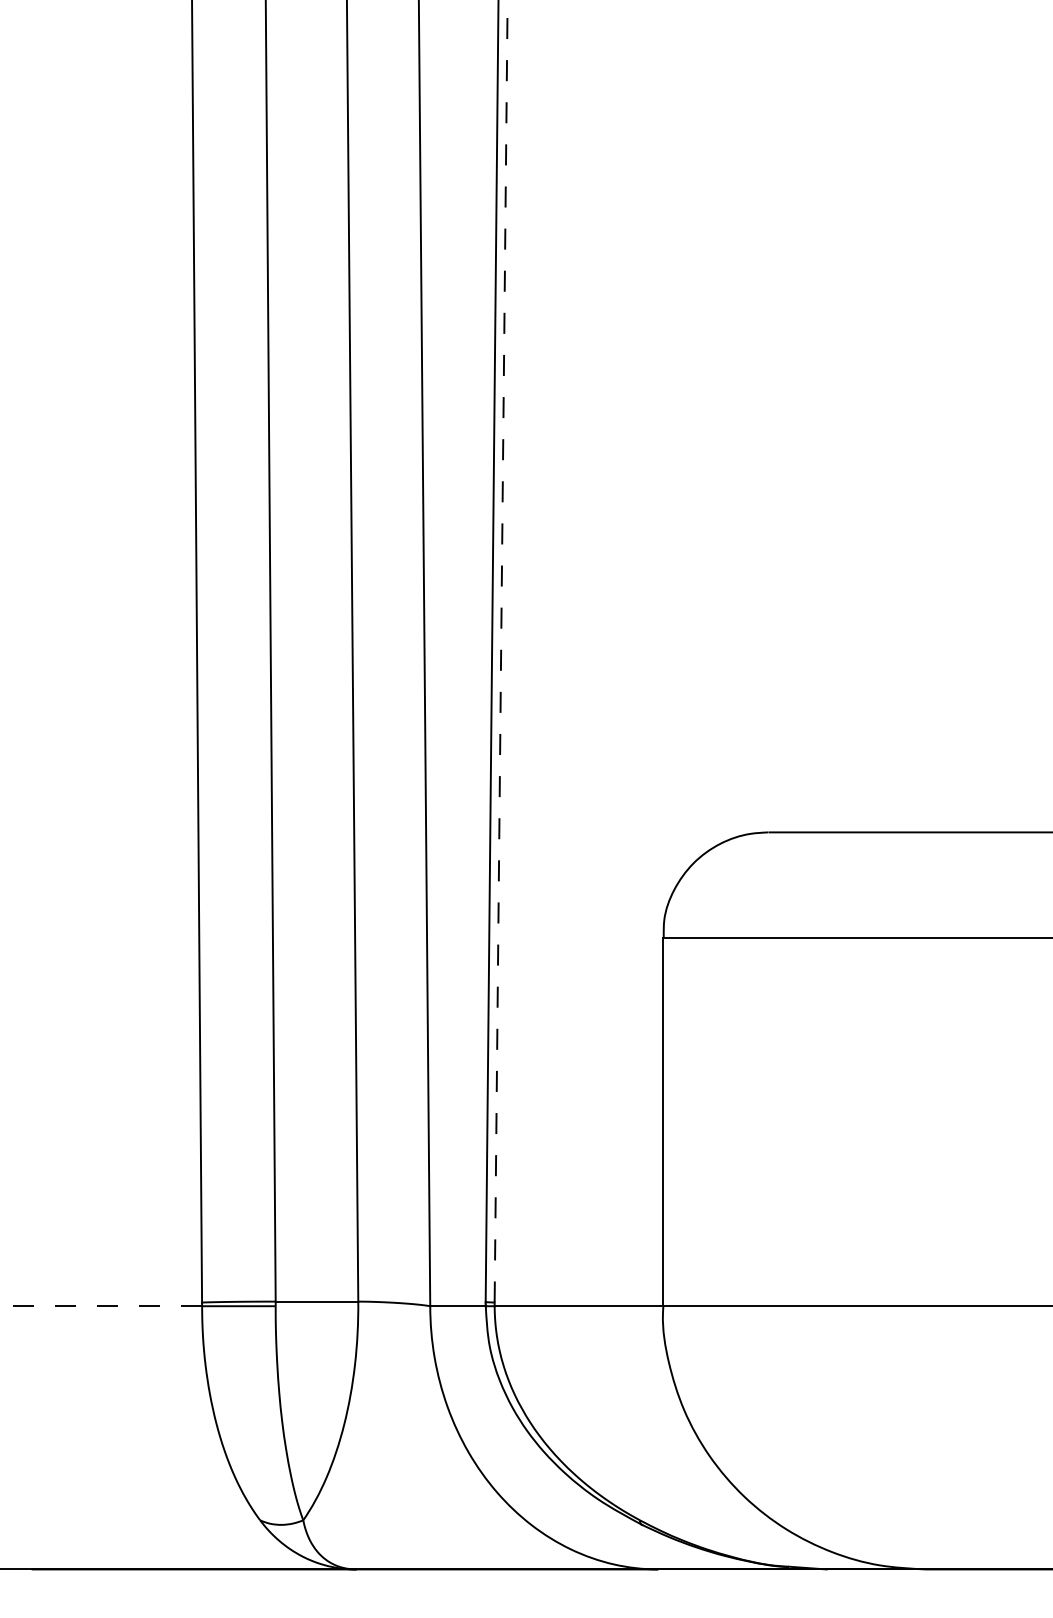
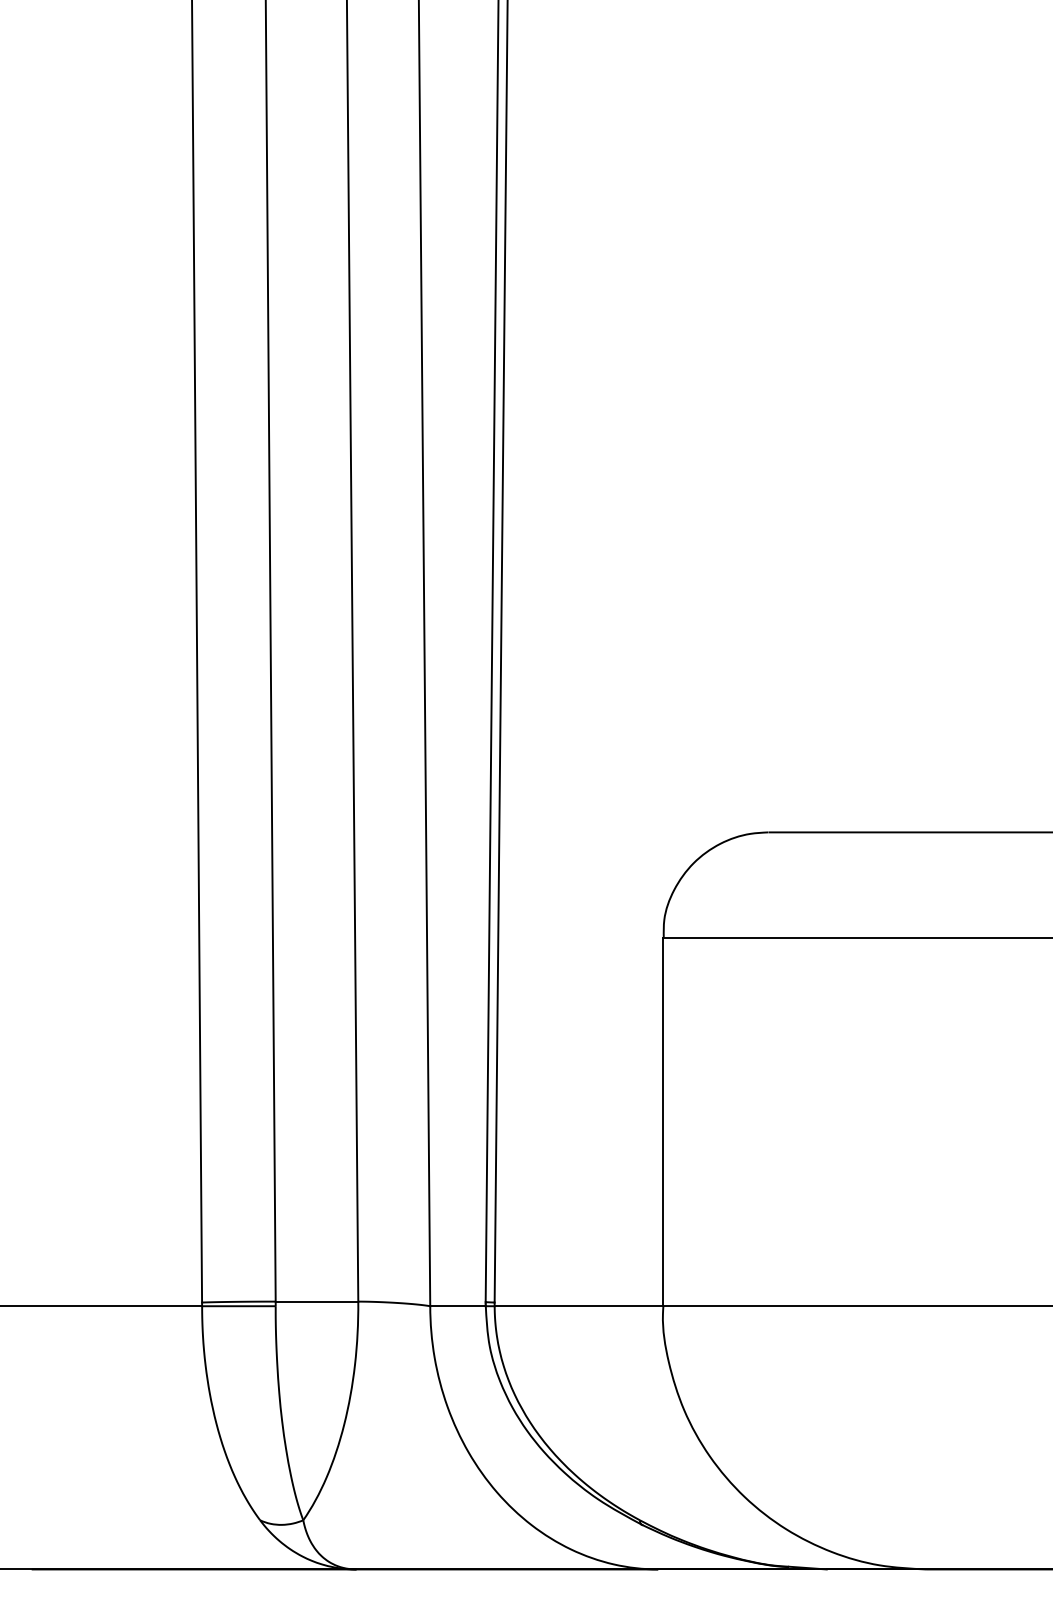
line: dashed -> solid (501, 651)
line: dashed -> solid (101, 1306)
